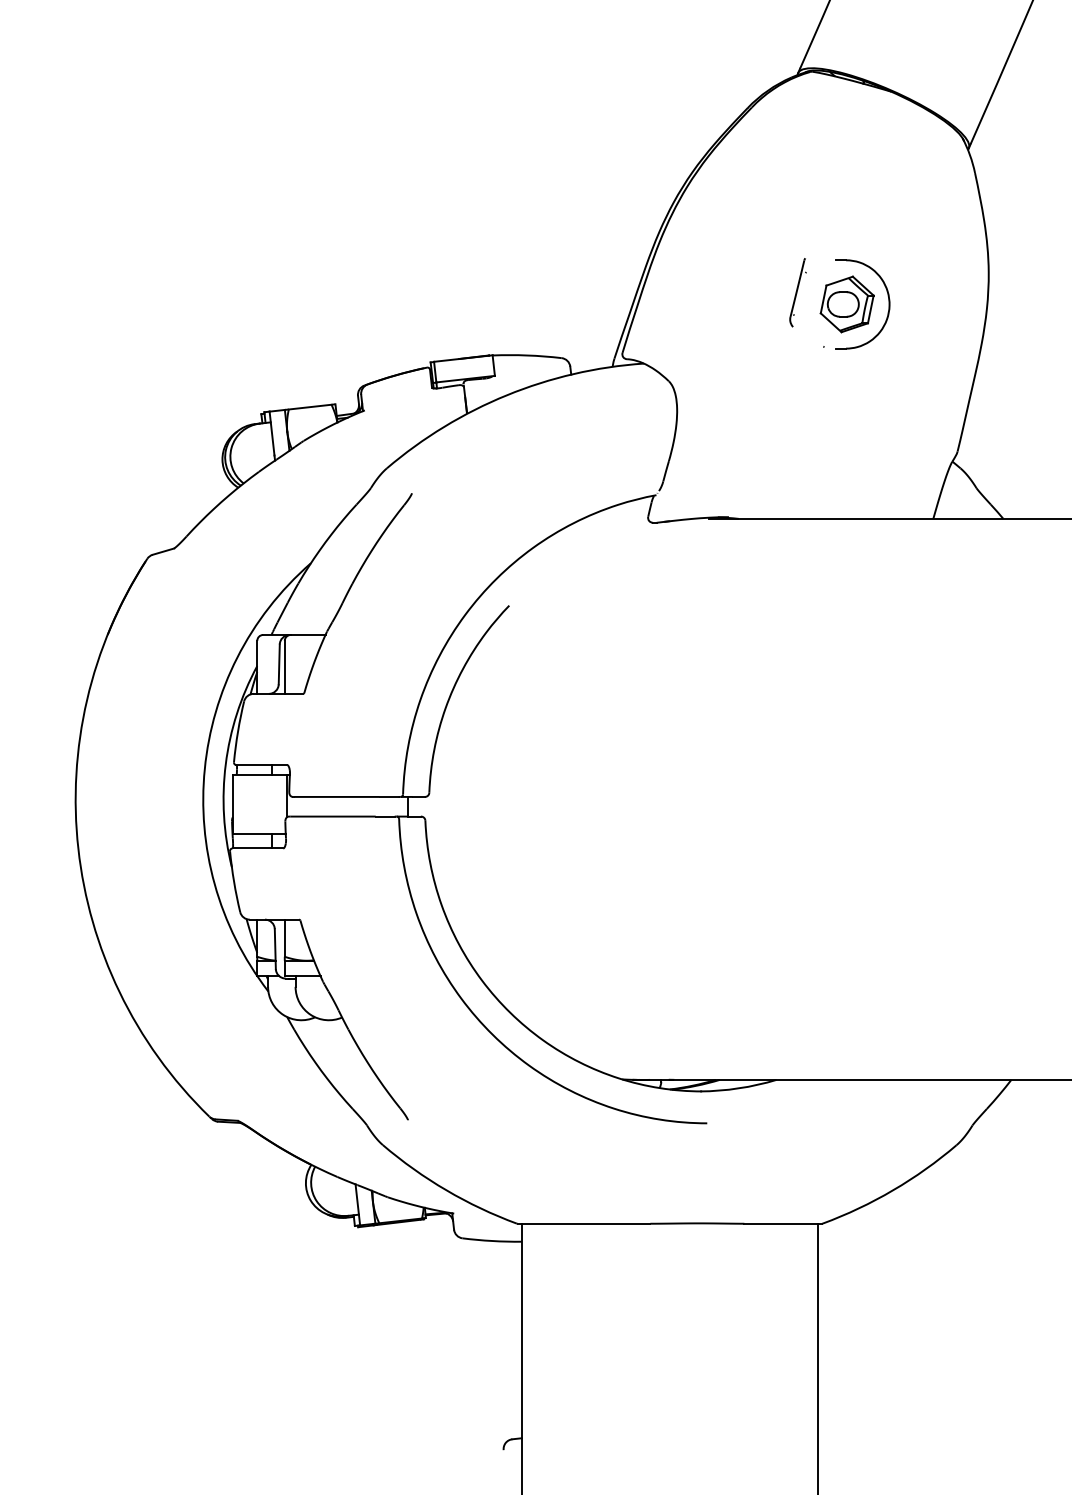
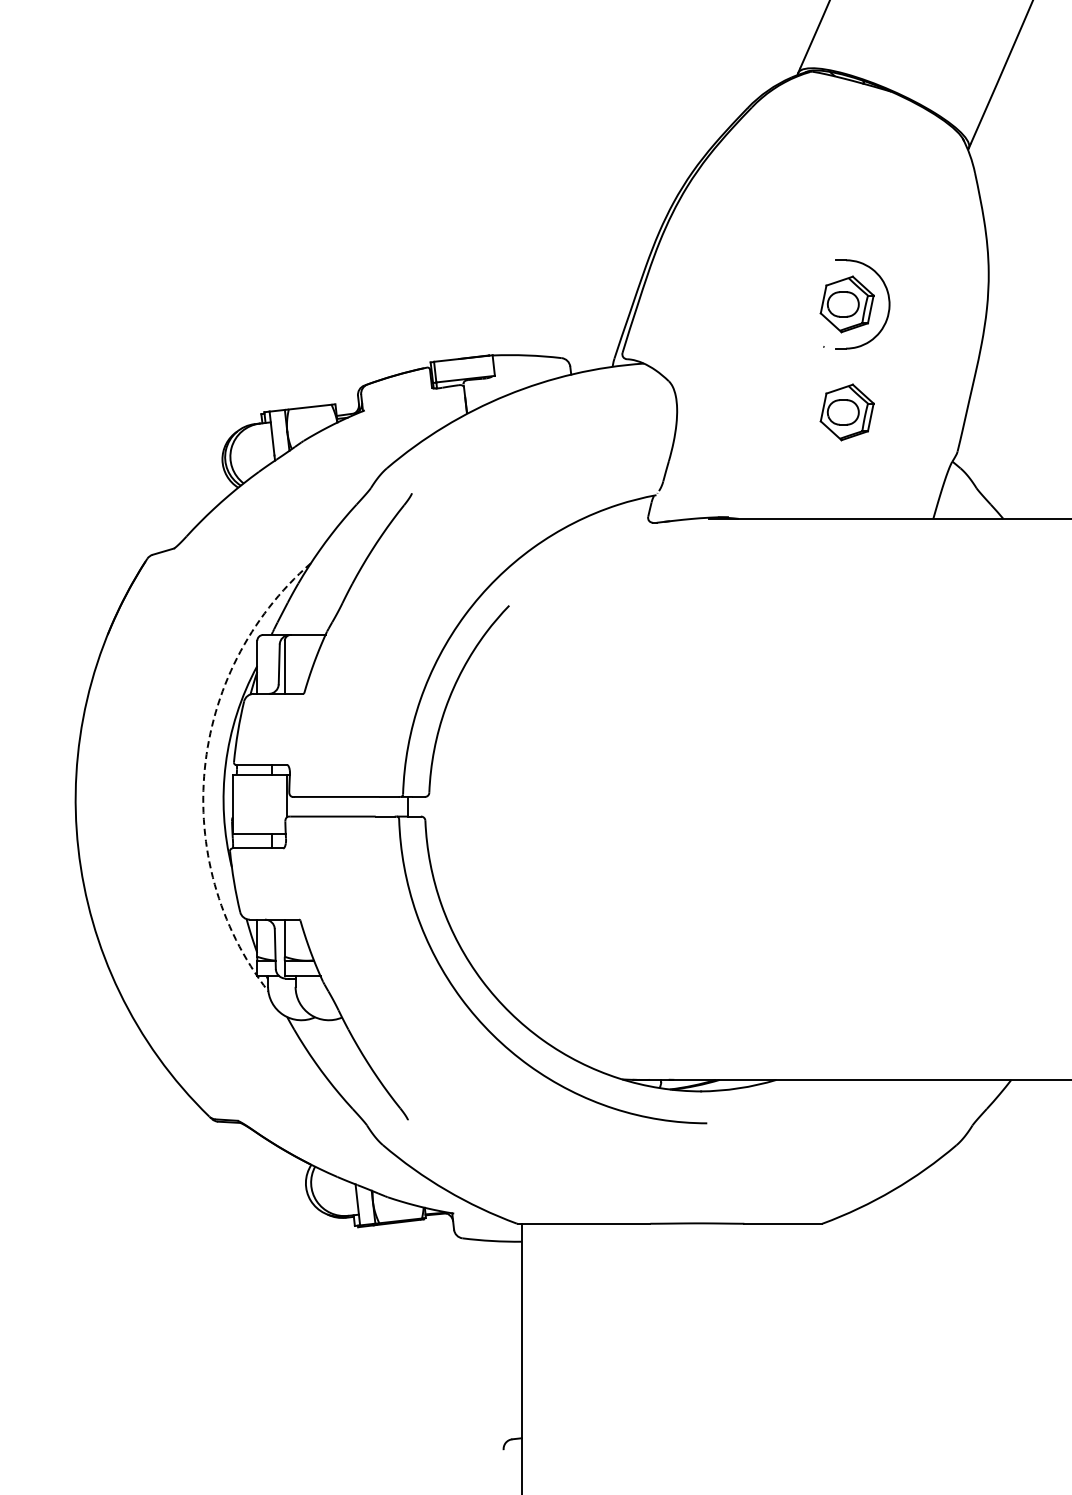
part: present -> none (797, 292)
part: none -> present (846, 412)
arc: solid -> dashed (204, 768)
line: present -> none (817, 1357)
